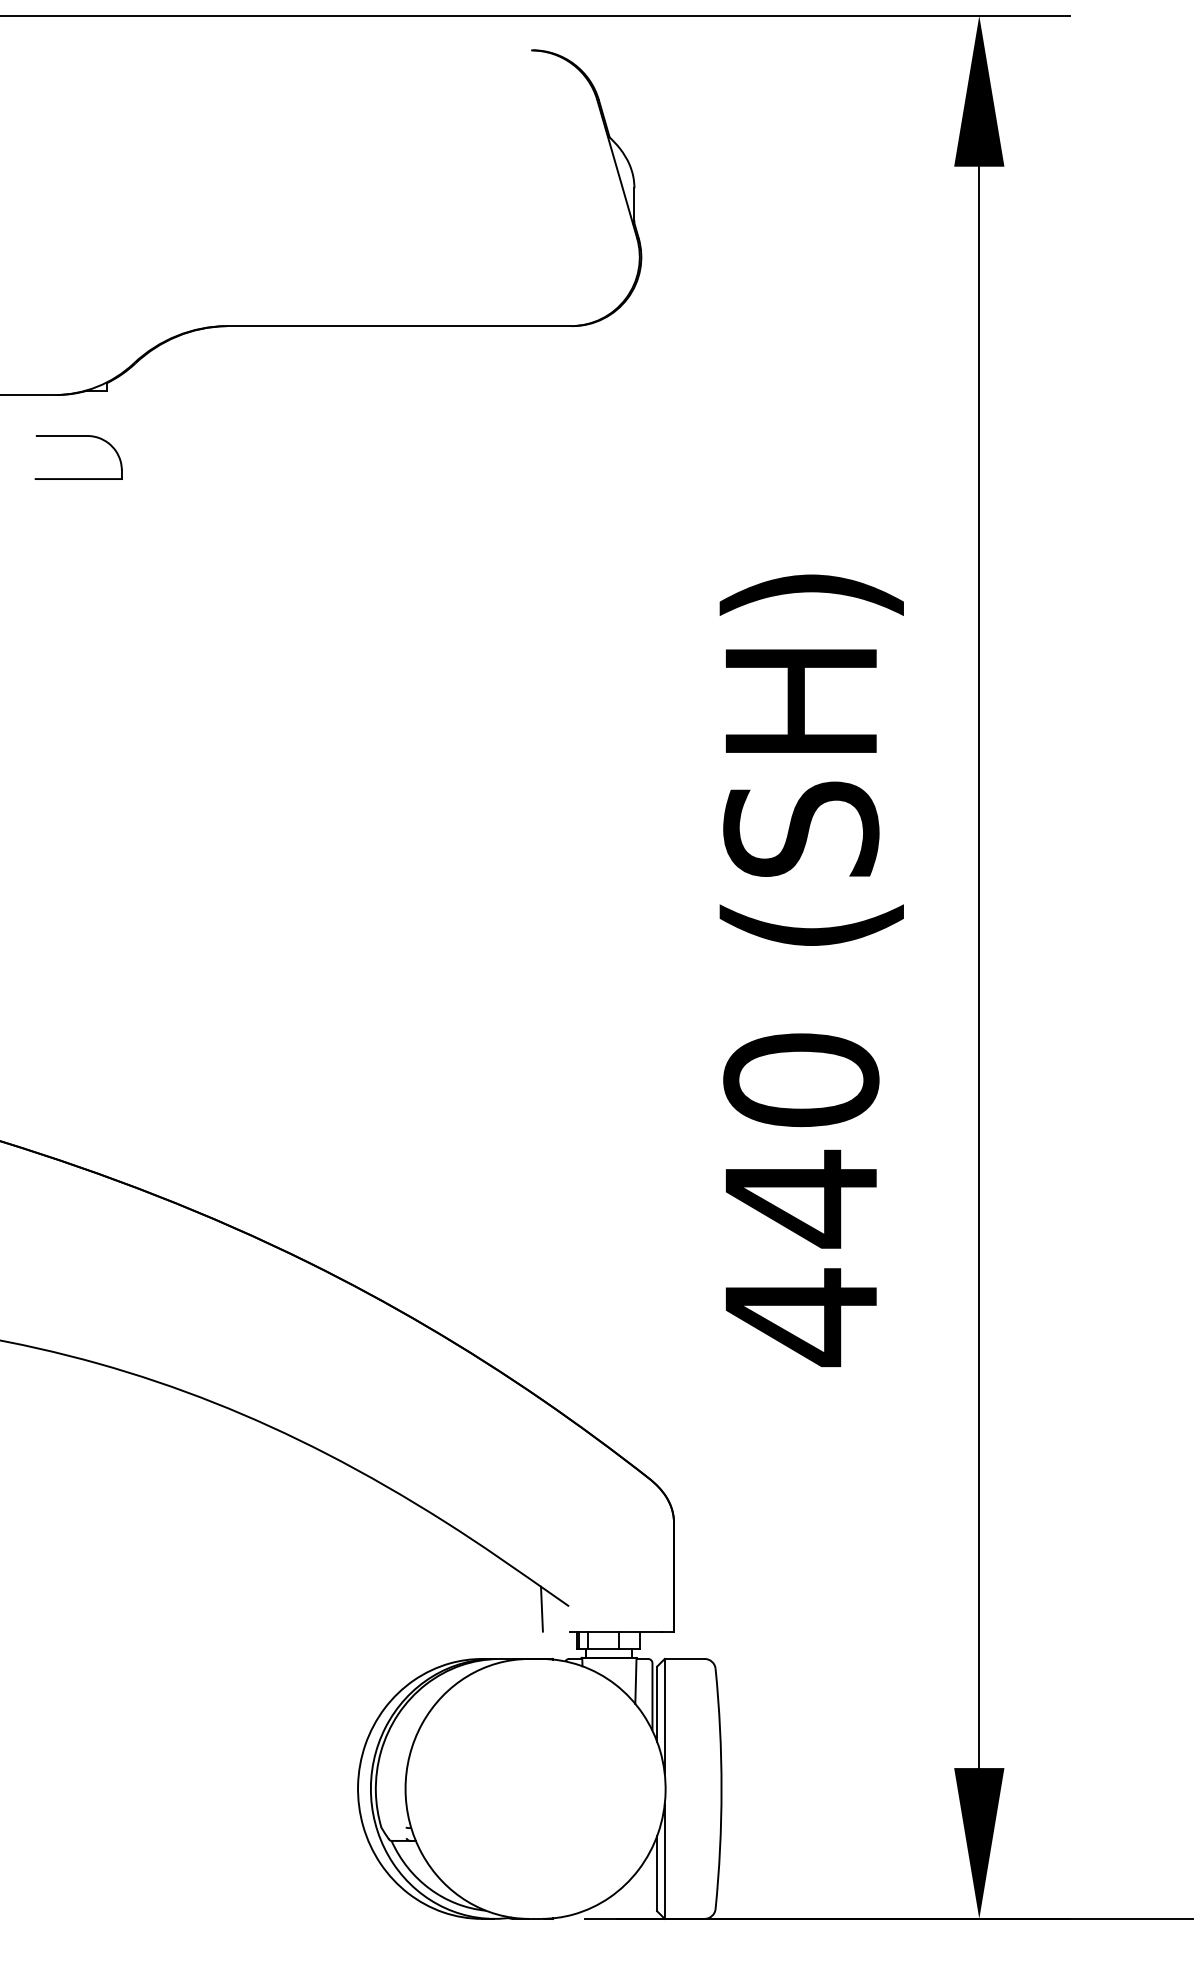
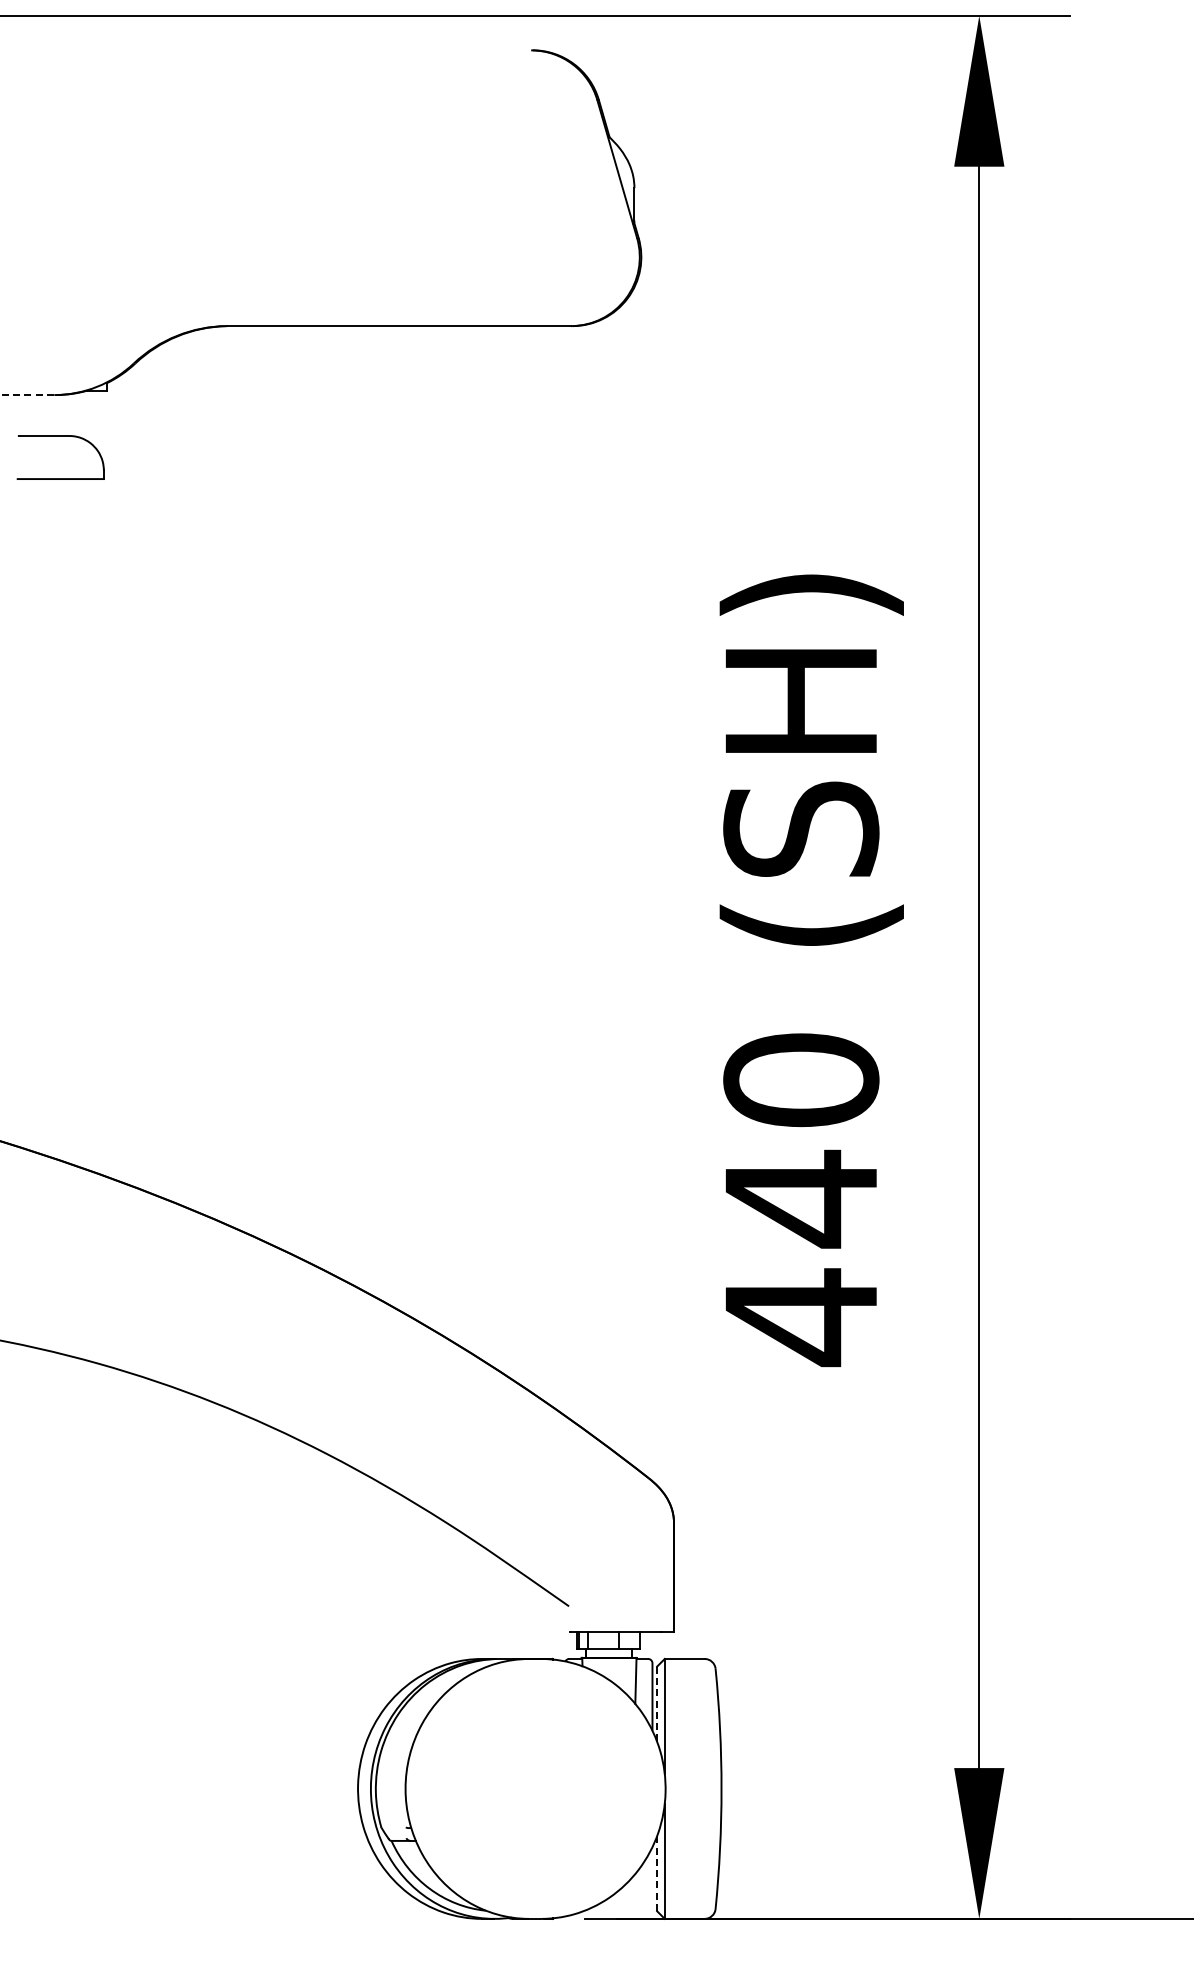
line: solid -> dashed (27, 395)
part position: (78, 436) -> (60, 436) (60, 436)
line: present -> none (541, 1608)
line: solid -> dashed (657, 1704)
line: solid -> dashed (657, 1874)
